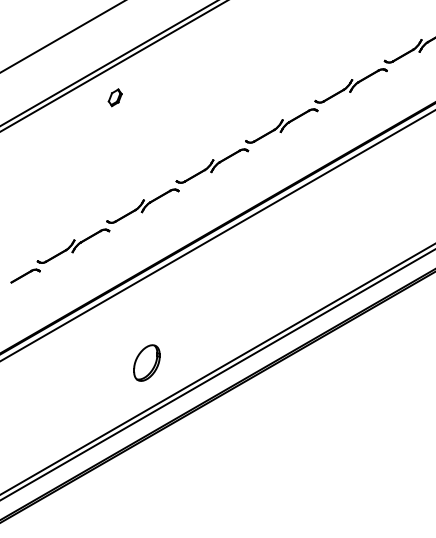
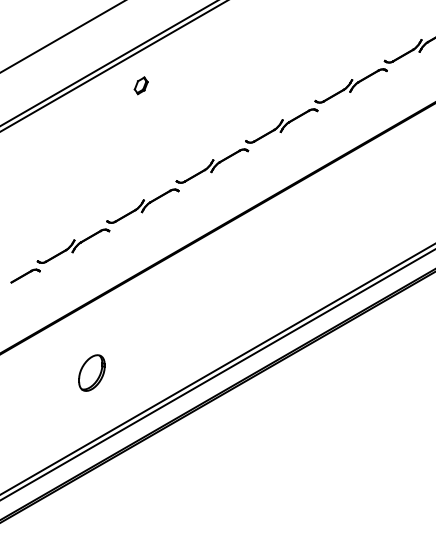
part position: (114, 97) -> (140, 85) (140, 85)
line: present -> none (217, 235)
part position: (146, 362) -> (91, 372) (91, 372)
